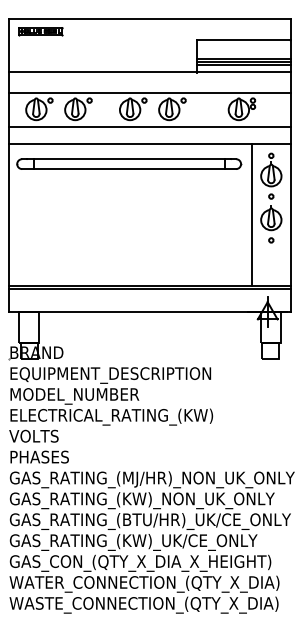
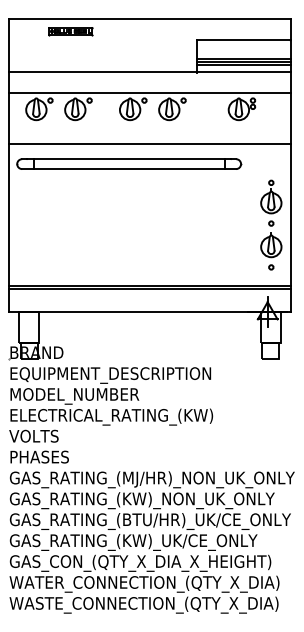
part position: (40, 31) -> (70, 31) (70, 31)
line: present -> none (149, 127)
part position: (271, 197) -> (271, 224) (271, 224)
line: present -> none (251, 214)
